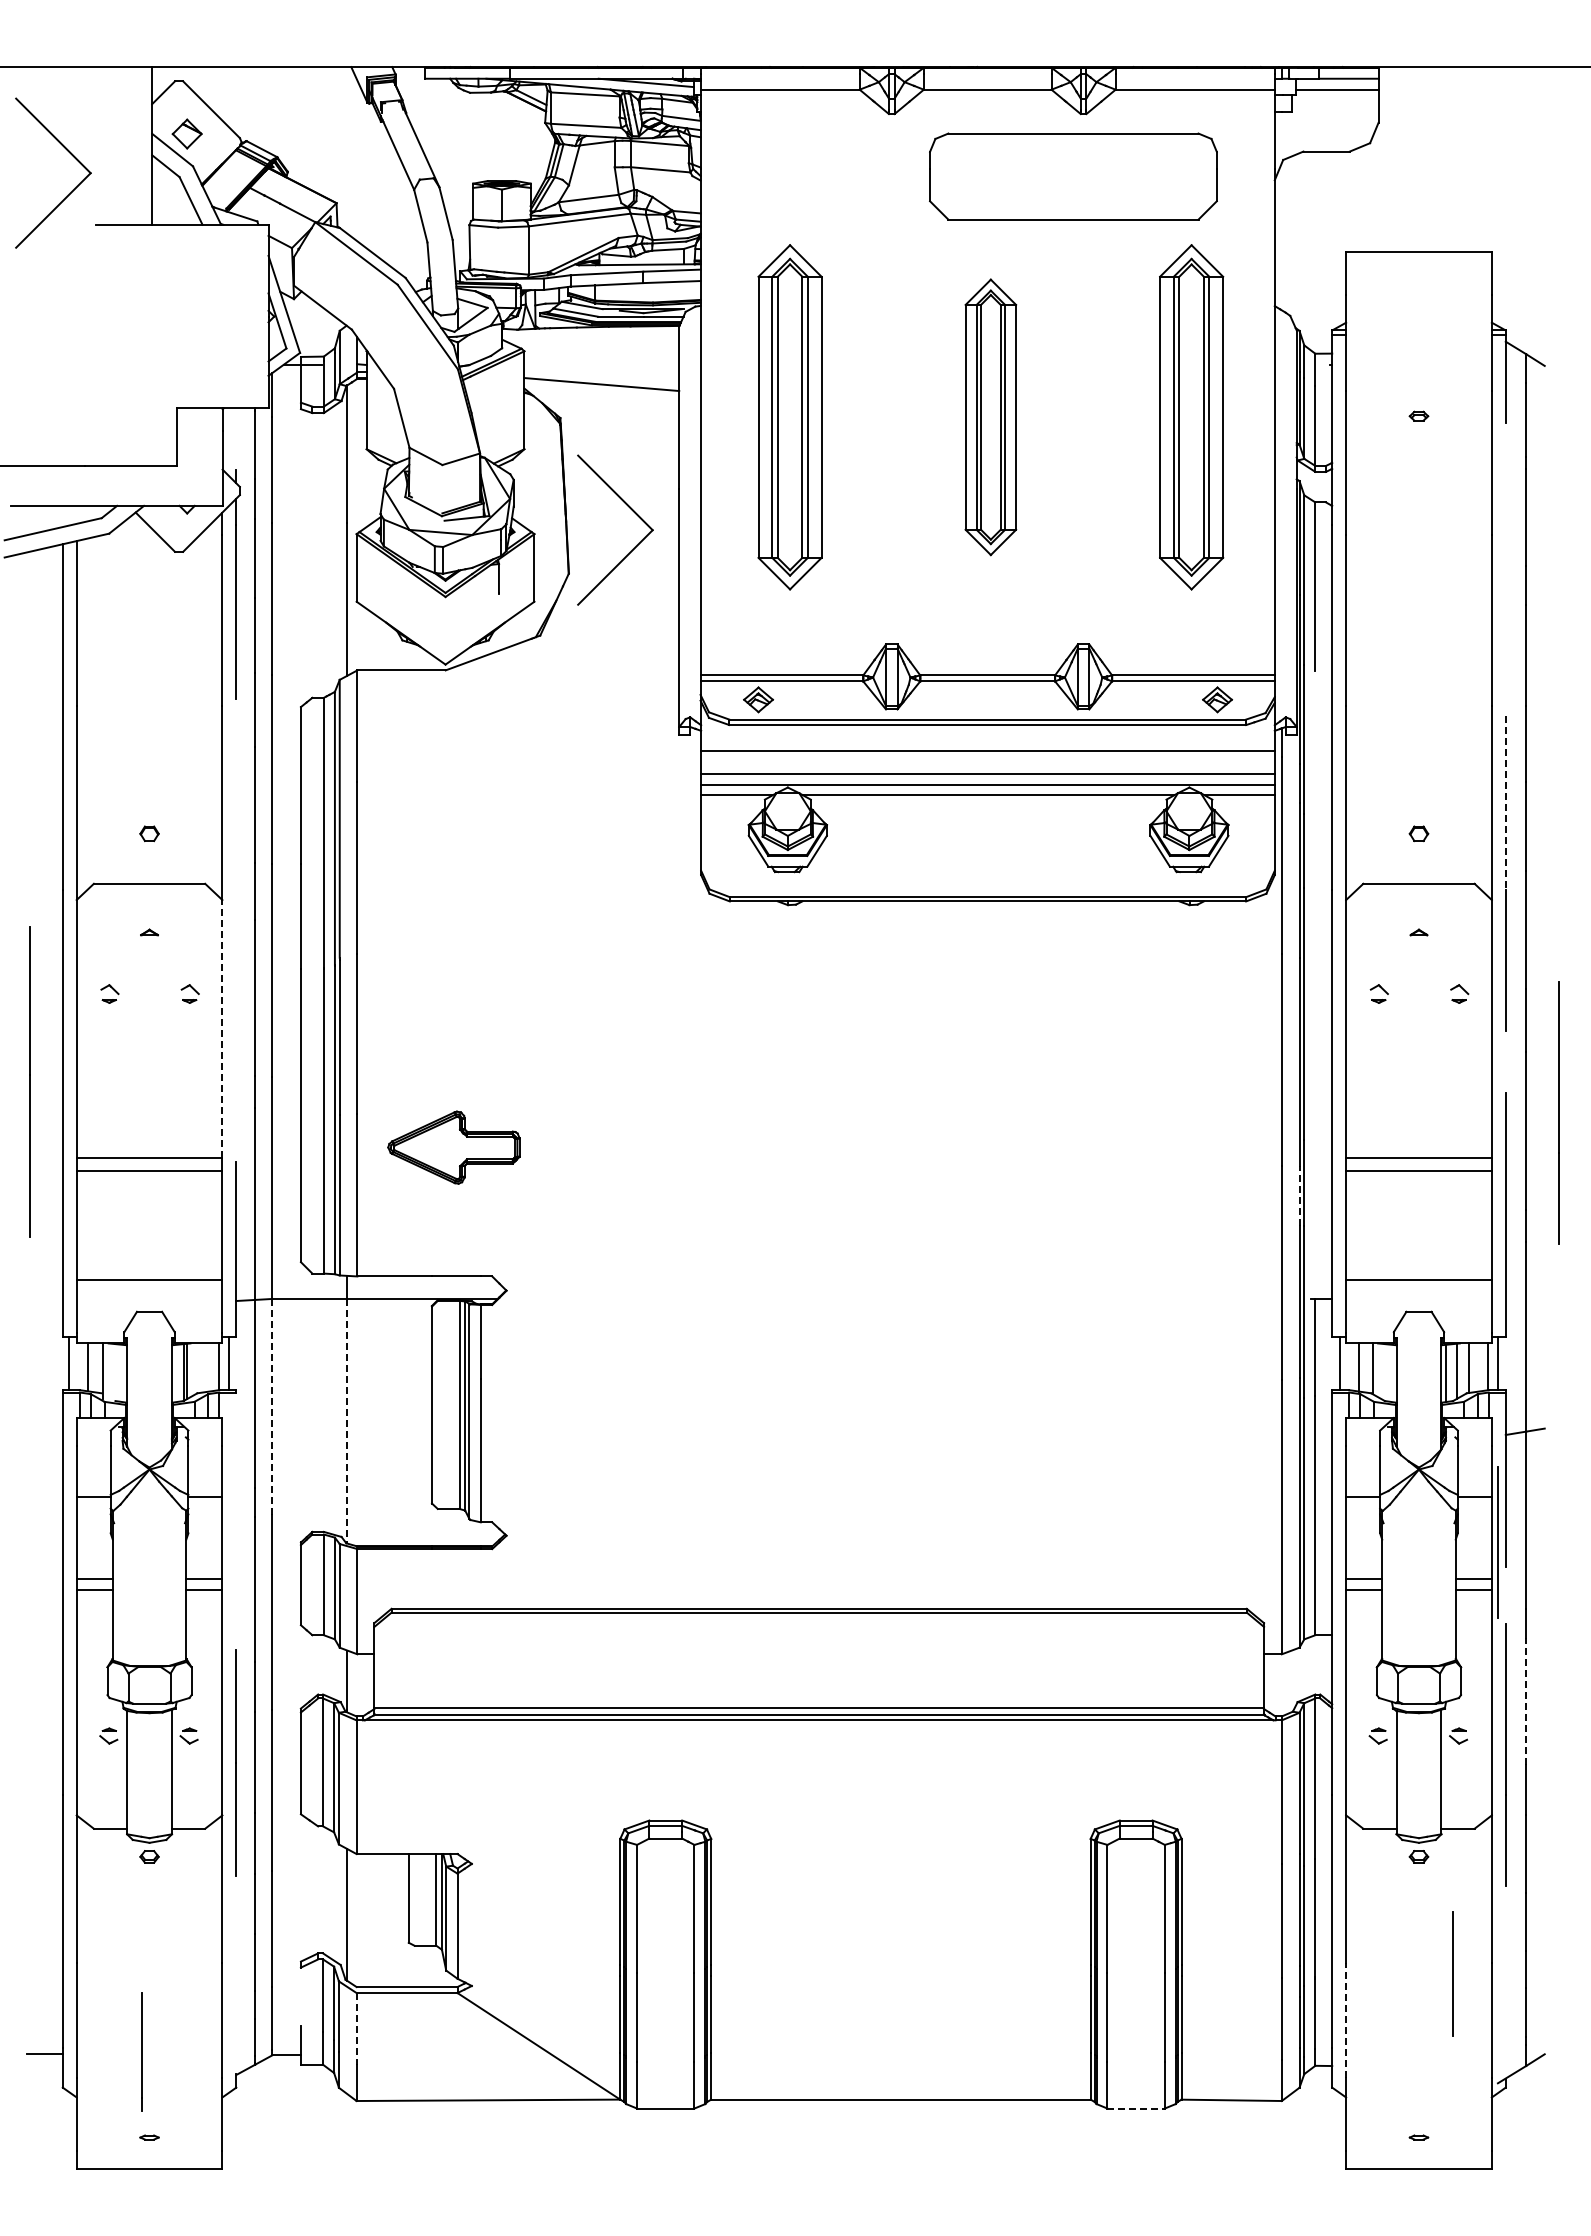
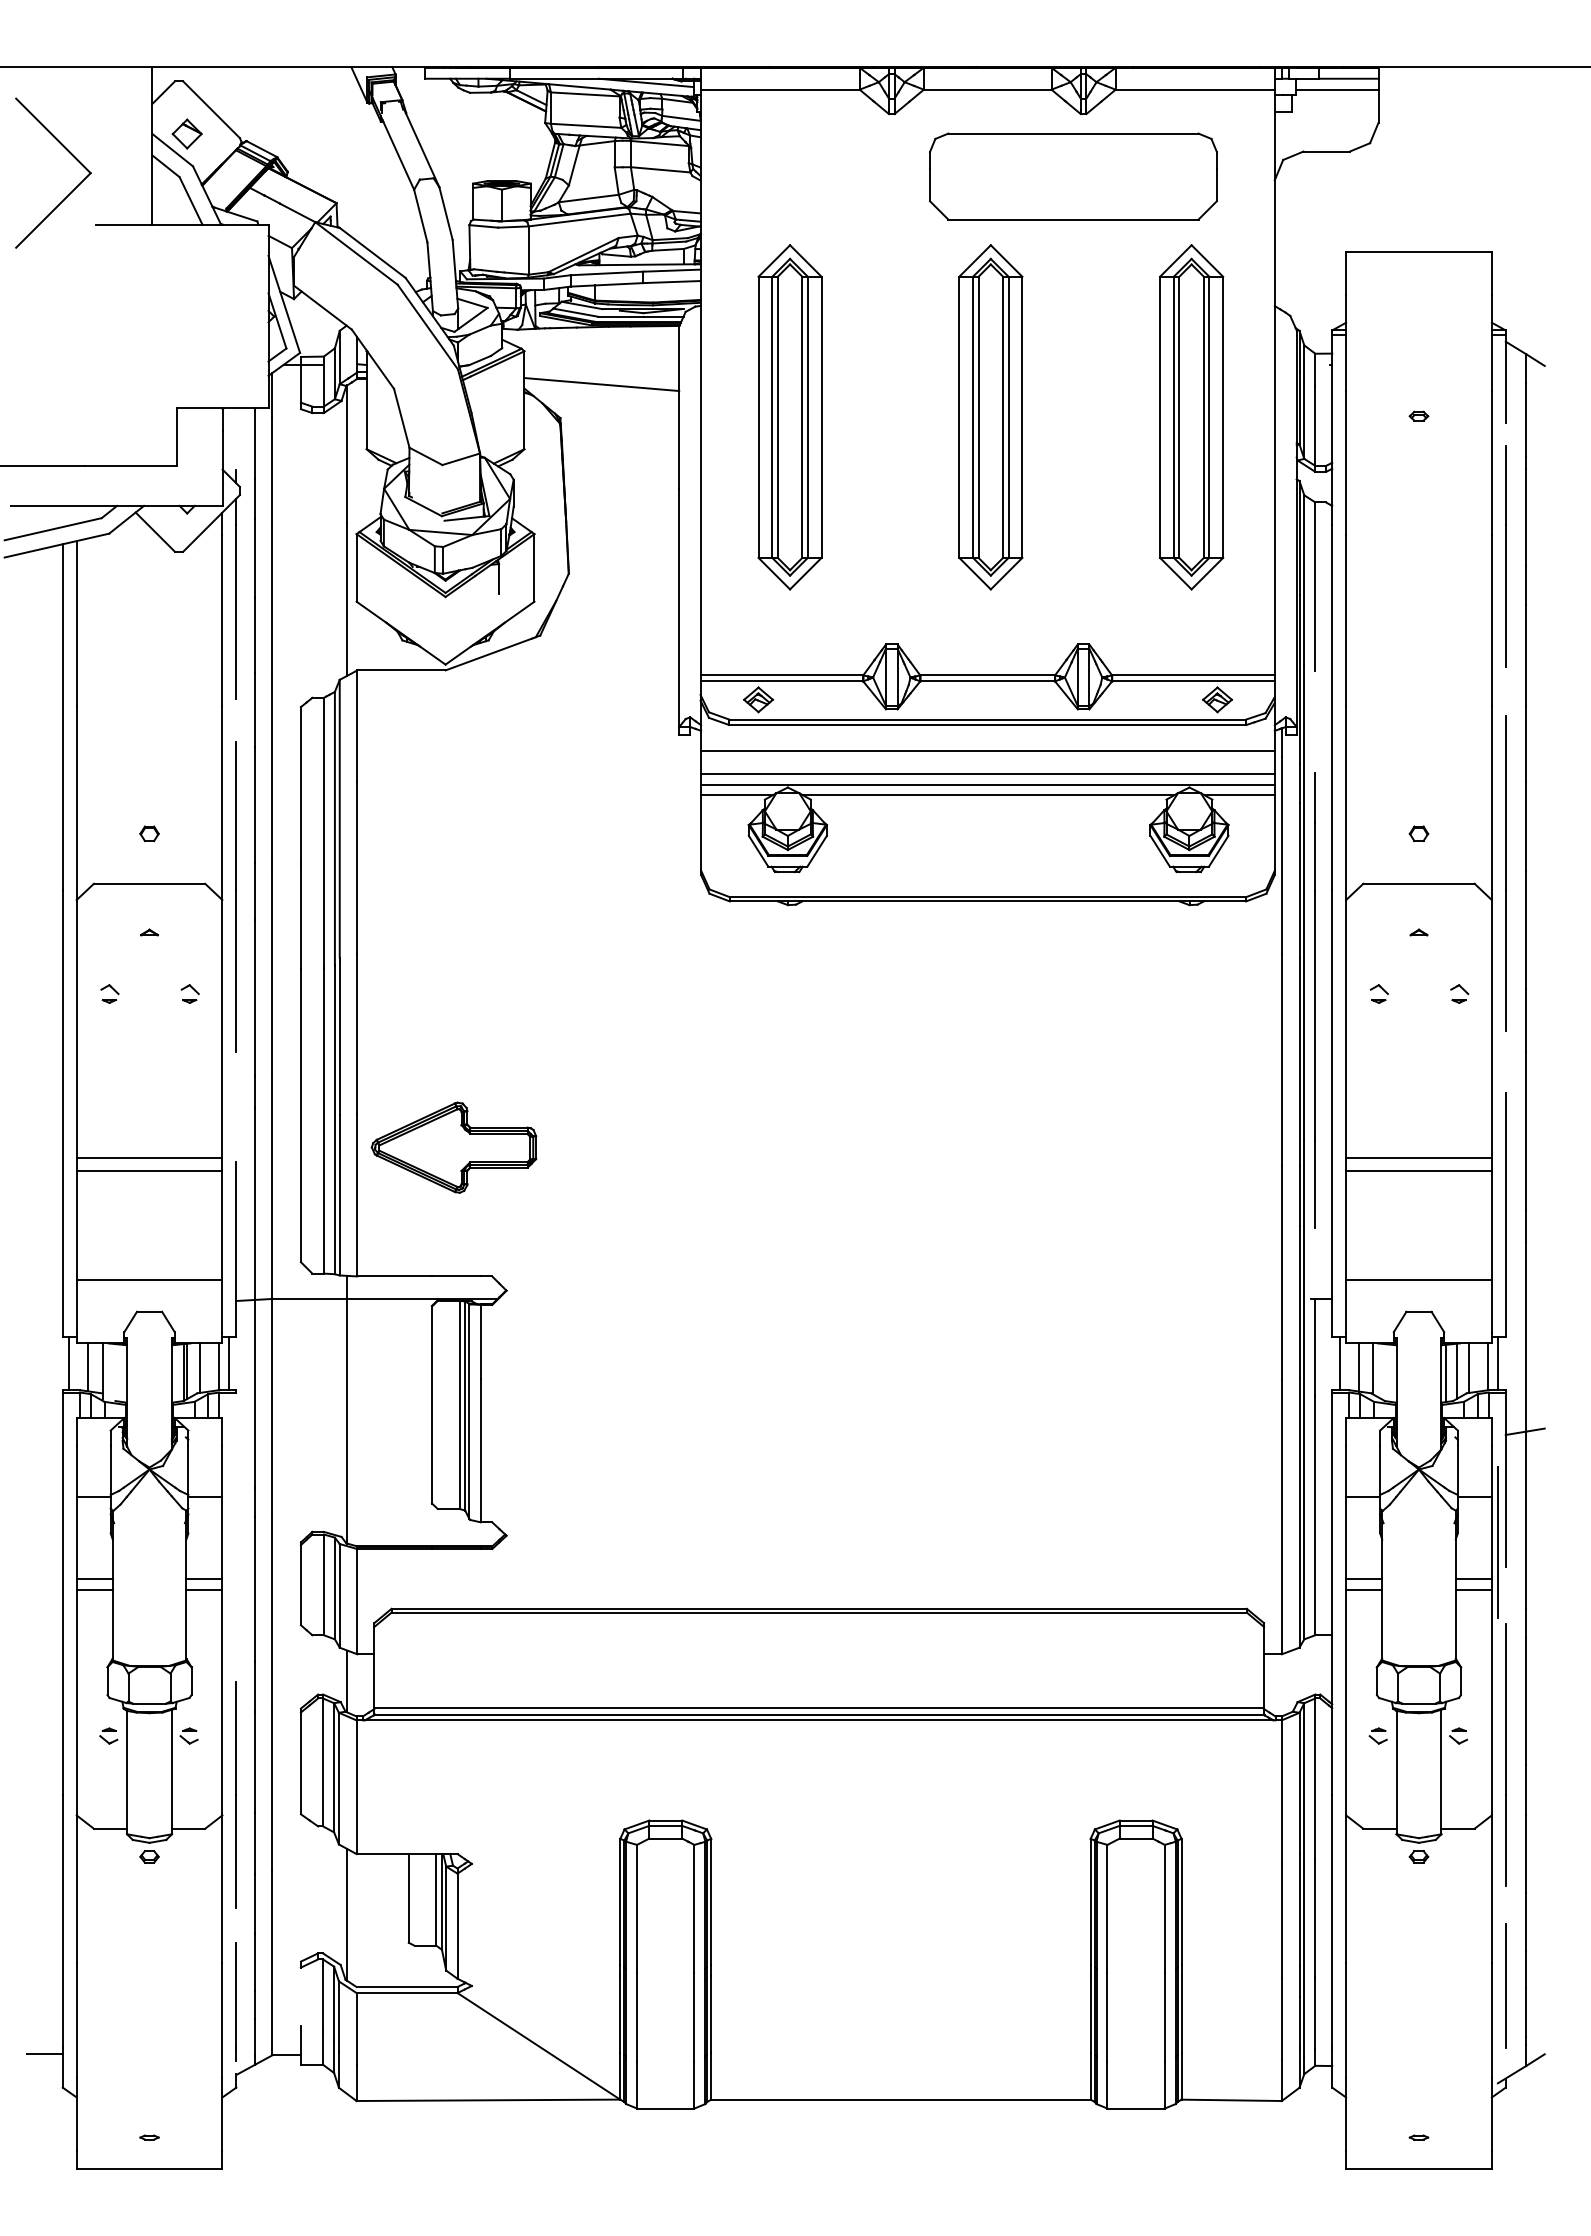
part size: 54x279 px -> 66x347 px (990, 417)
part: present -> none (632, 511)
line: none -> present (1505, 556)
line: dashed -> solid (1505, 803)
line: none -> present (1314, 1000)
line: dashed -> solid (222, 1028)
line position: (29, 1081) -> (235, 896) (235, 896)
line: present -> none (1558, 1112)
part size: 134x75 px -> 168x93 px (453, 1147)
line: dashed -> solid (1299, 1196)
line: none -> present (199, 1367)
line: dashed -> solid (272, 1406)
line: dashed -> solid (347, 1421)
line: dashed -> solid (1526, 1700)
line position: (235, 1762) -> (235, 1794) (235, 1794)
line position: (1452, 1973) -> (1505, 1985) (1505, 1985)
line: dashed -> solid (1346, 2019)
line: dashed -> solid (356, 2028)
line position: (141, 2051) -> (235, 2001) (235, 2001)
line: dashed -> solid (1136, 2108)
